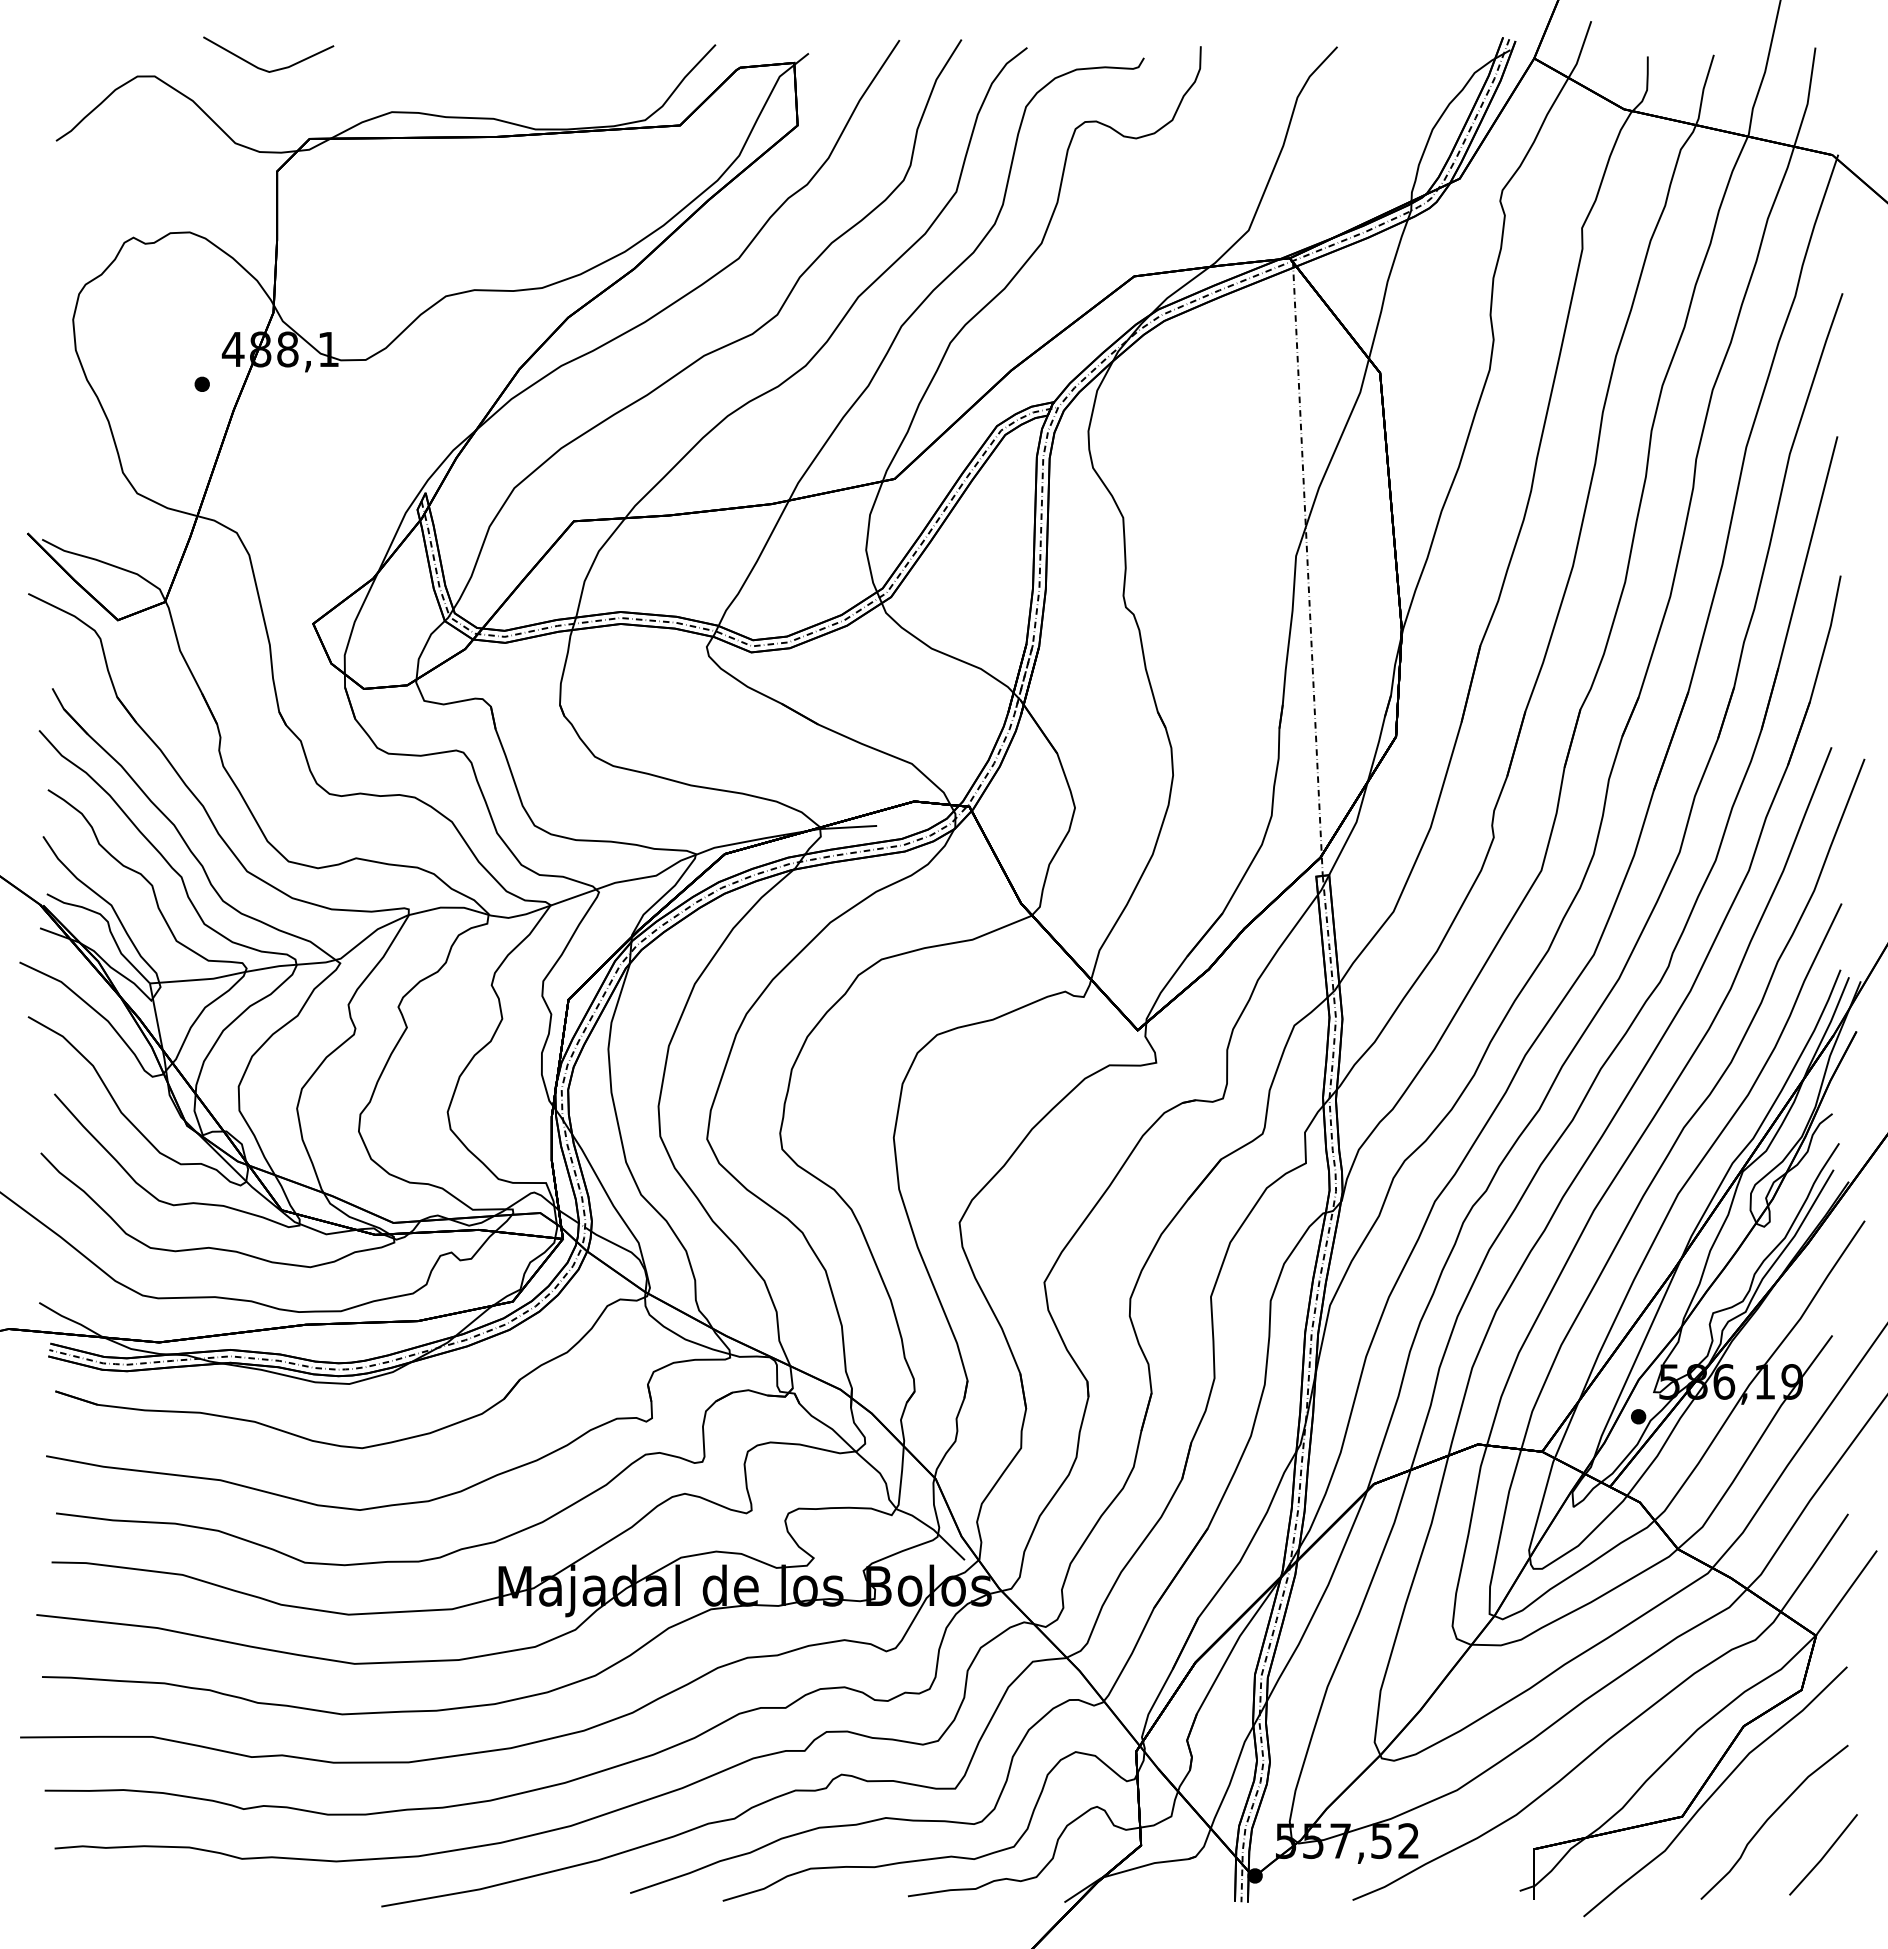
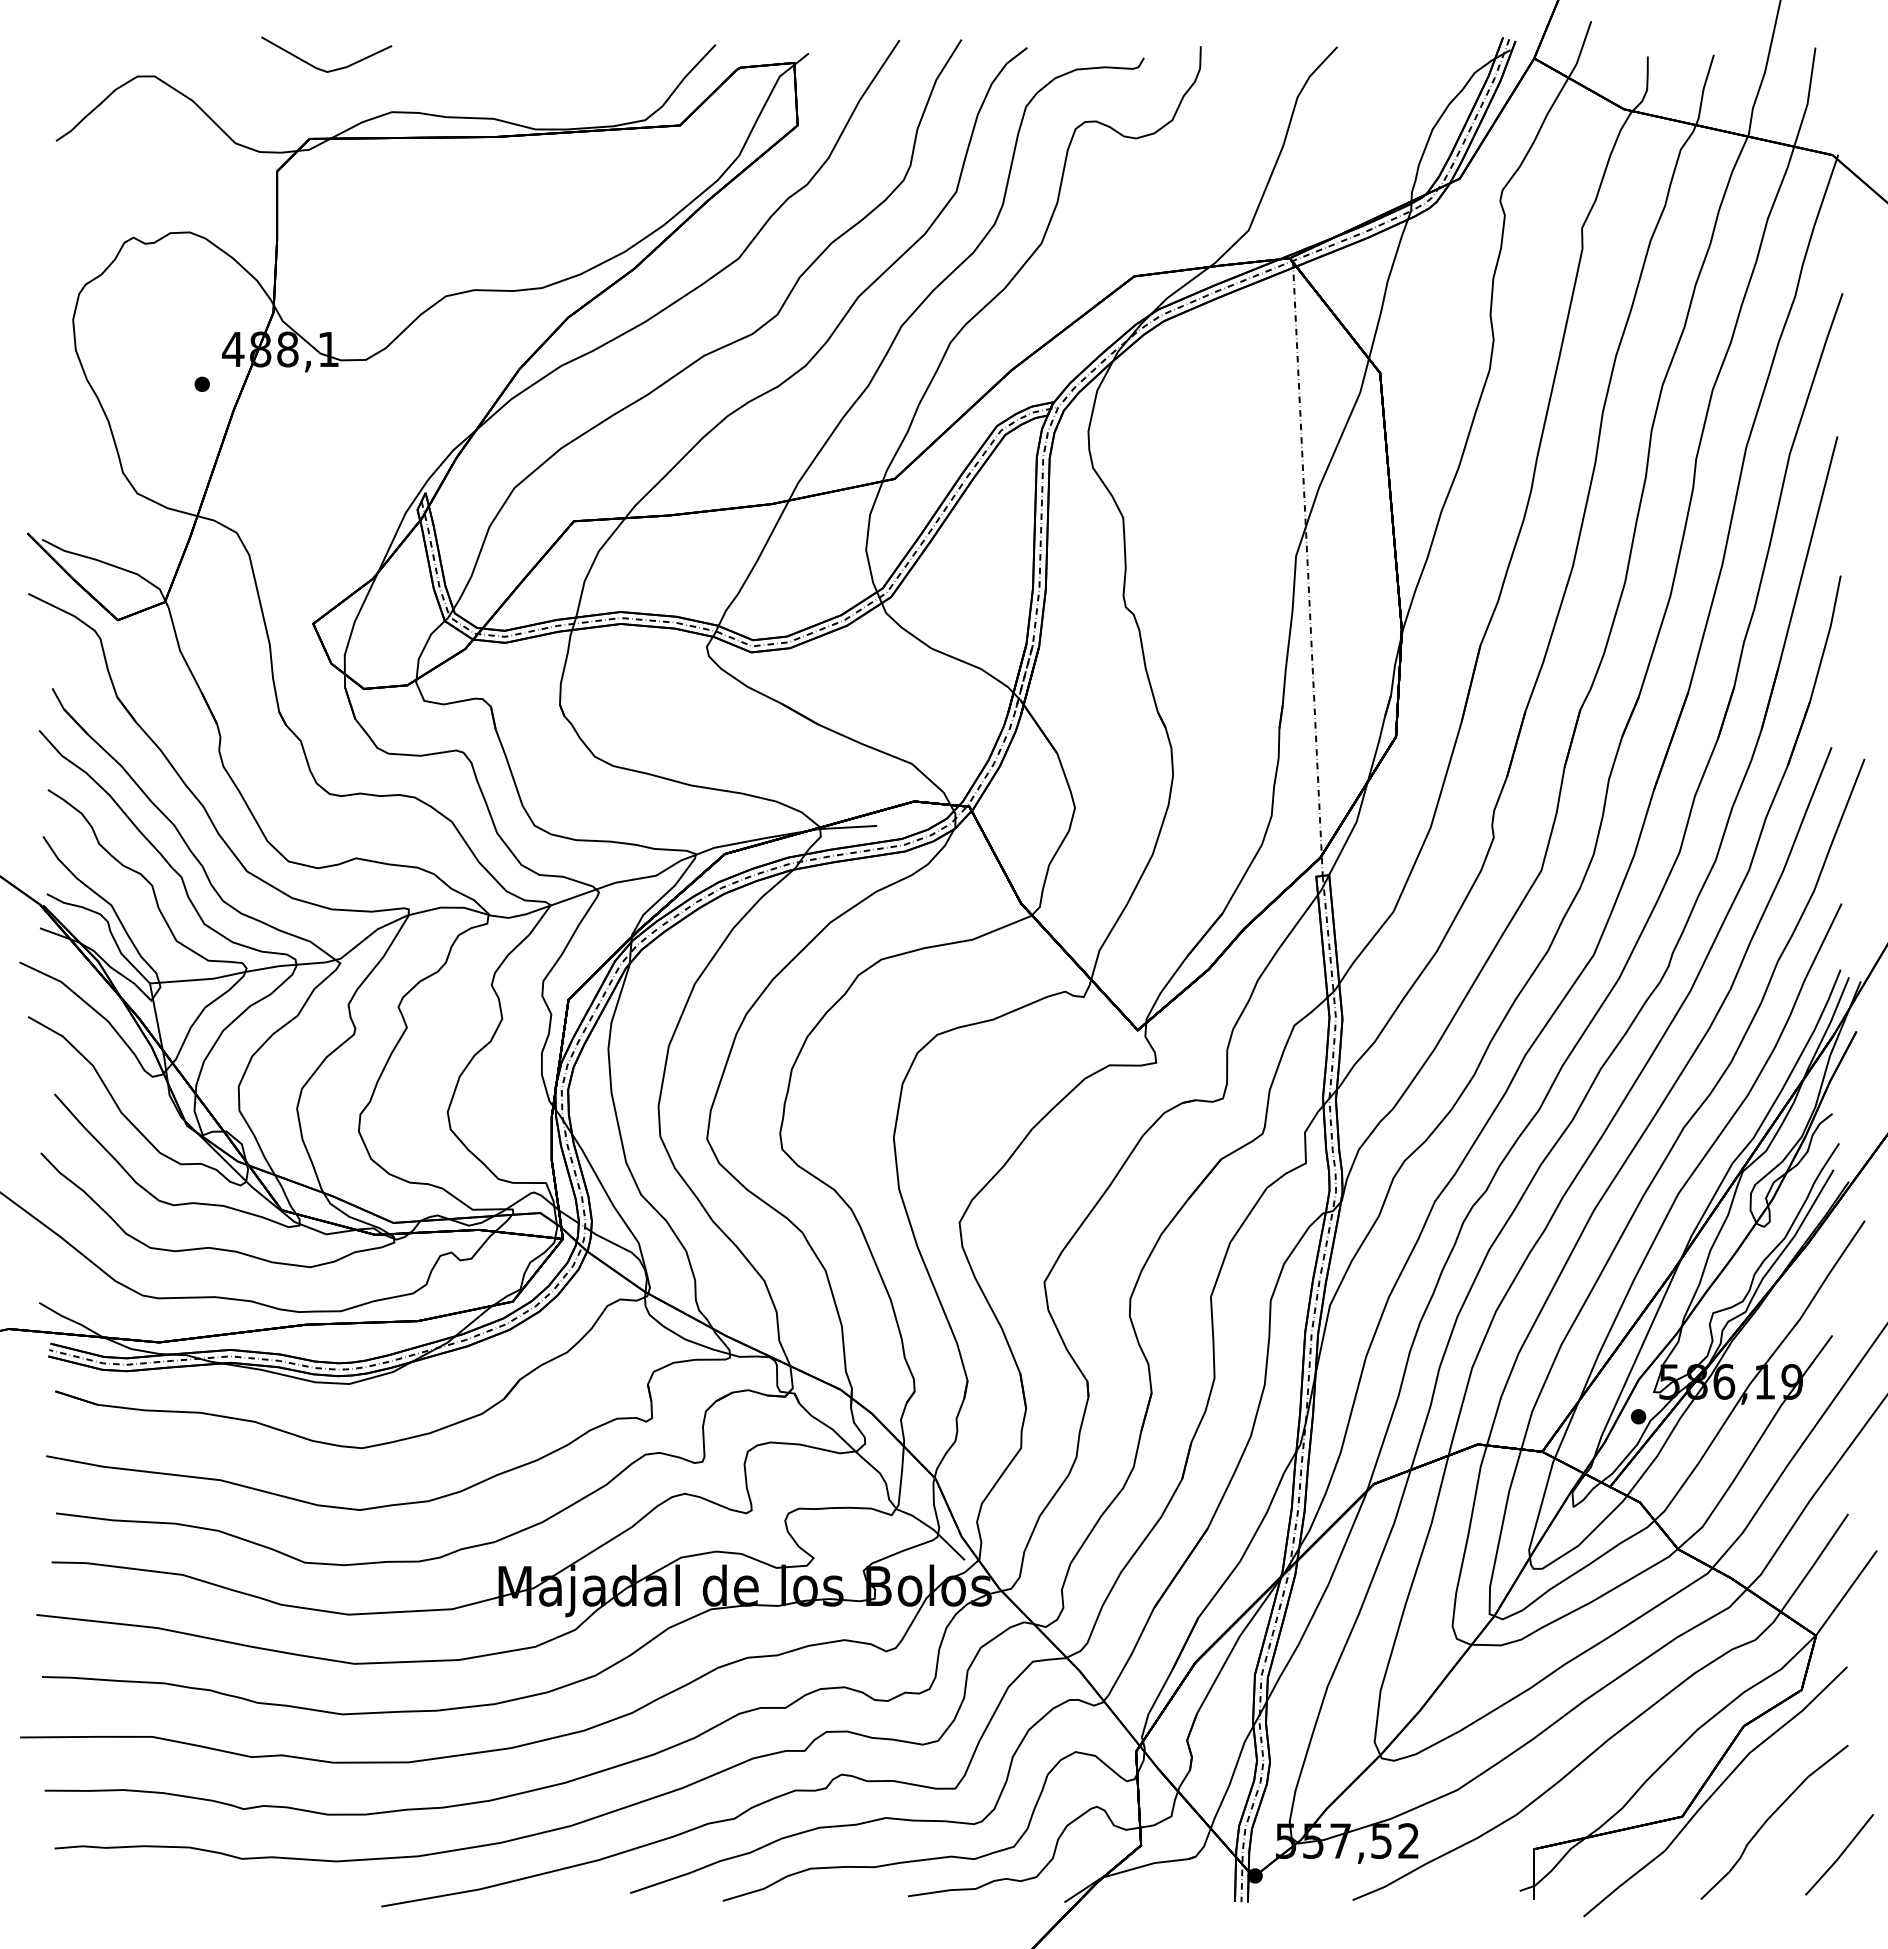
line position: (262, 68) -> (320, 68) (320, 68)
line position: (1824, 1854) -> (1840, 1854) (1840, 1854)
